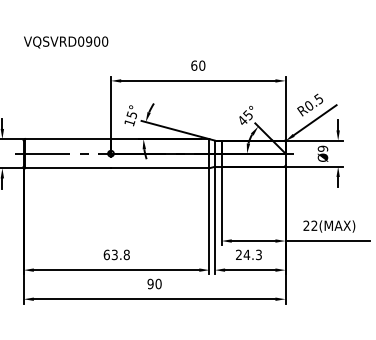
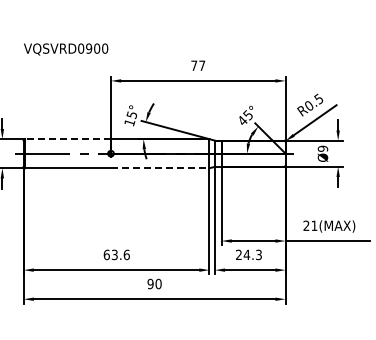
text position: (66, 42) -> (66, 49) (66, 49)
text: 60 -> 77 (198, 65)
line: solid -> dashed (68, 139)
line: solid -> dashed (160, 168)
text: 22(MAX) -> 21(MAX) (314, 225)
text: 63.8 -> 63.6 (126, 254)
